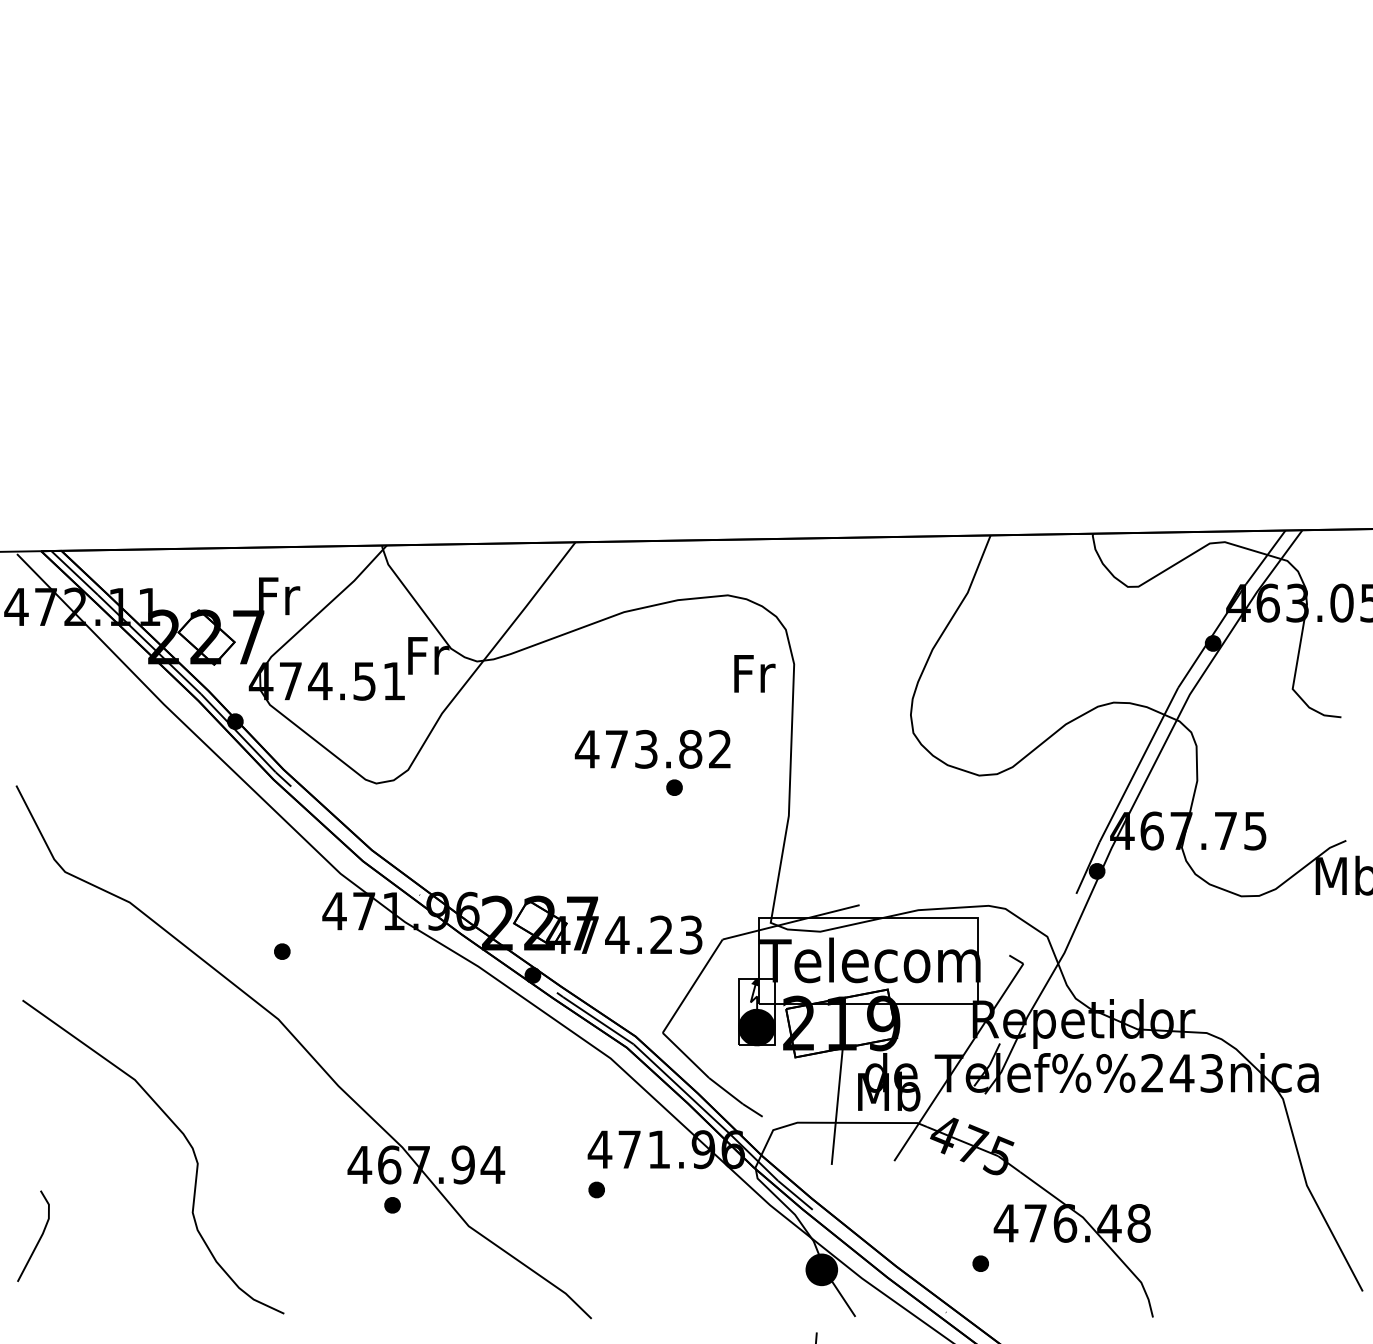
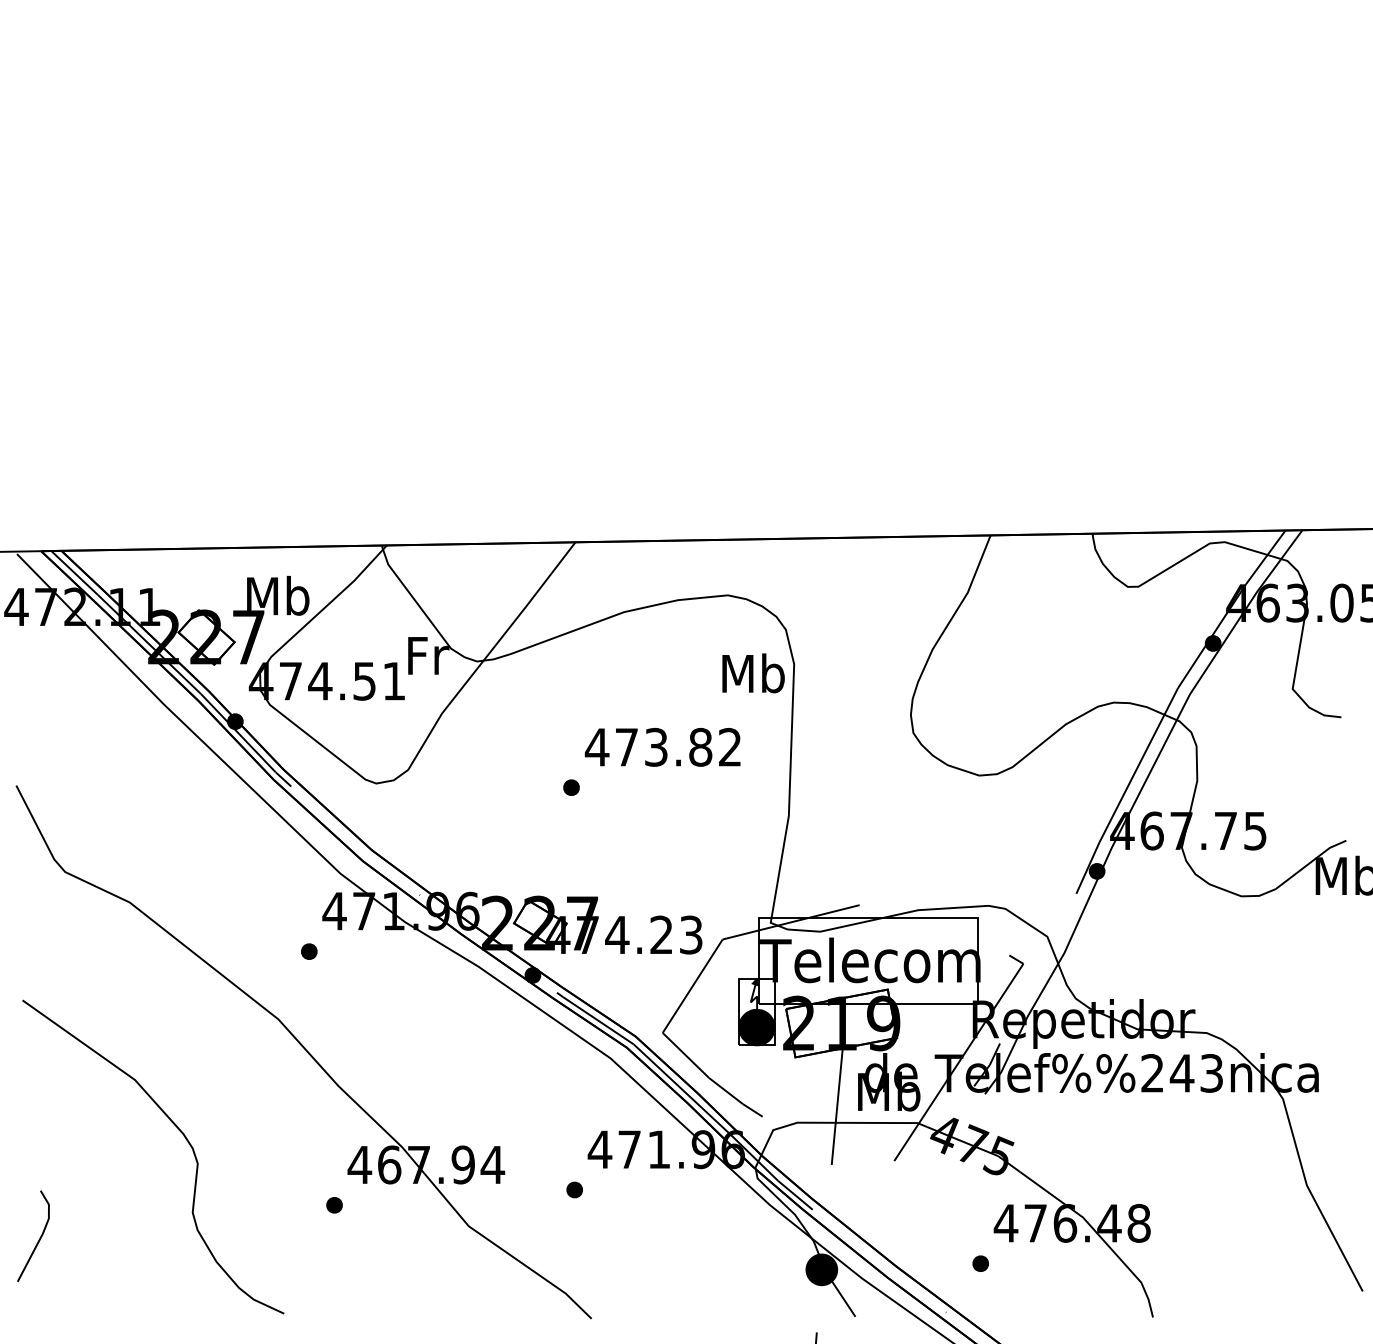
text: Fr -> Mb (278, 595)
text: Fr -> Mb (753, 673)
text position: (652, 748) -> (662, 746) (662, 746)
part position: (674, 787) -> (571, 787) (571, 787)
part position: (282, 951) -> (309, 951) (309, 951)
part position: (596, 1189) -> (574, 1189) (574, 1189)
part position: (392, 1205) -> (334, 1205) (334, 1205)
